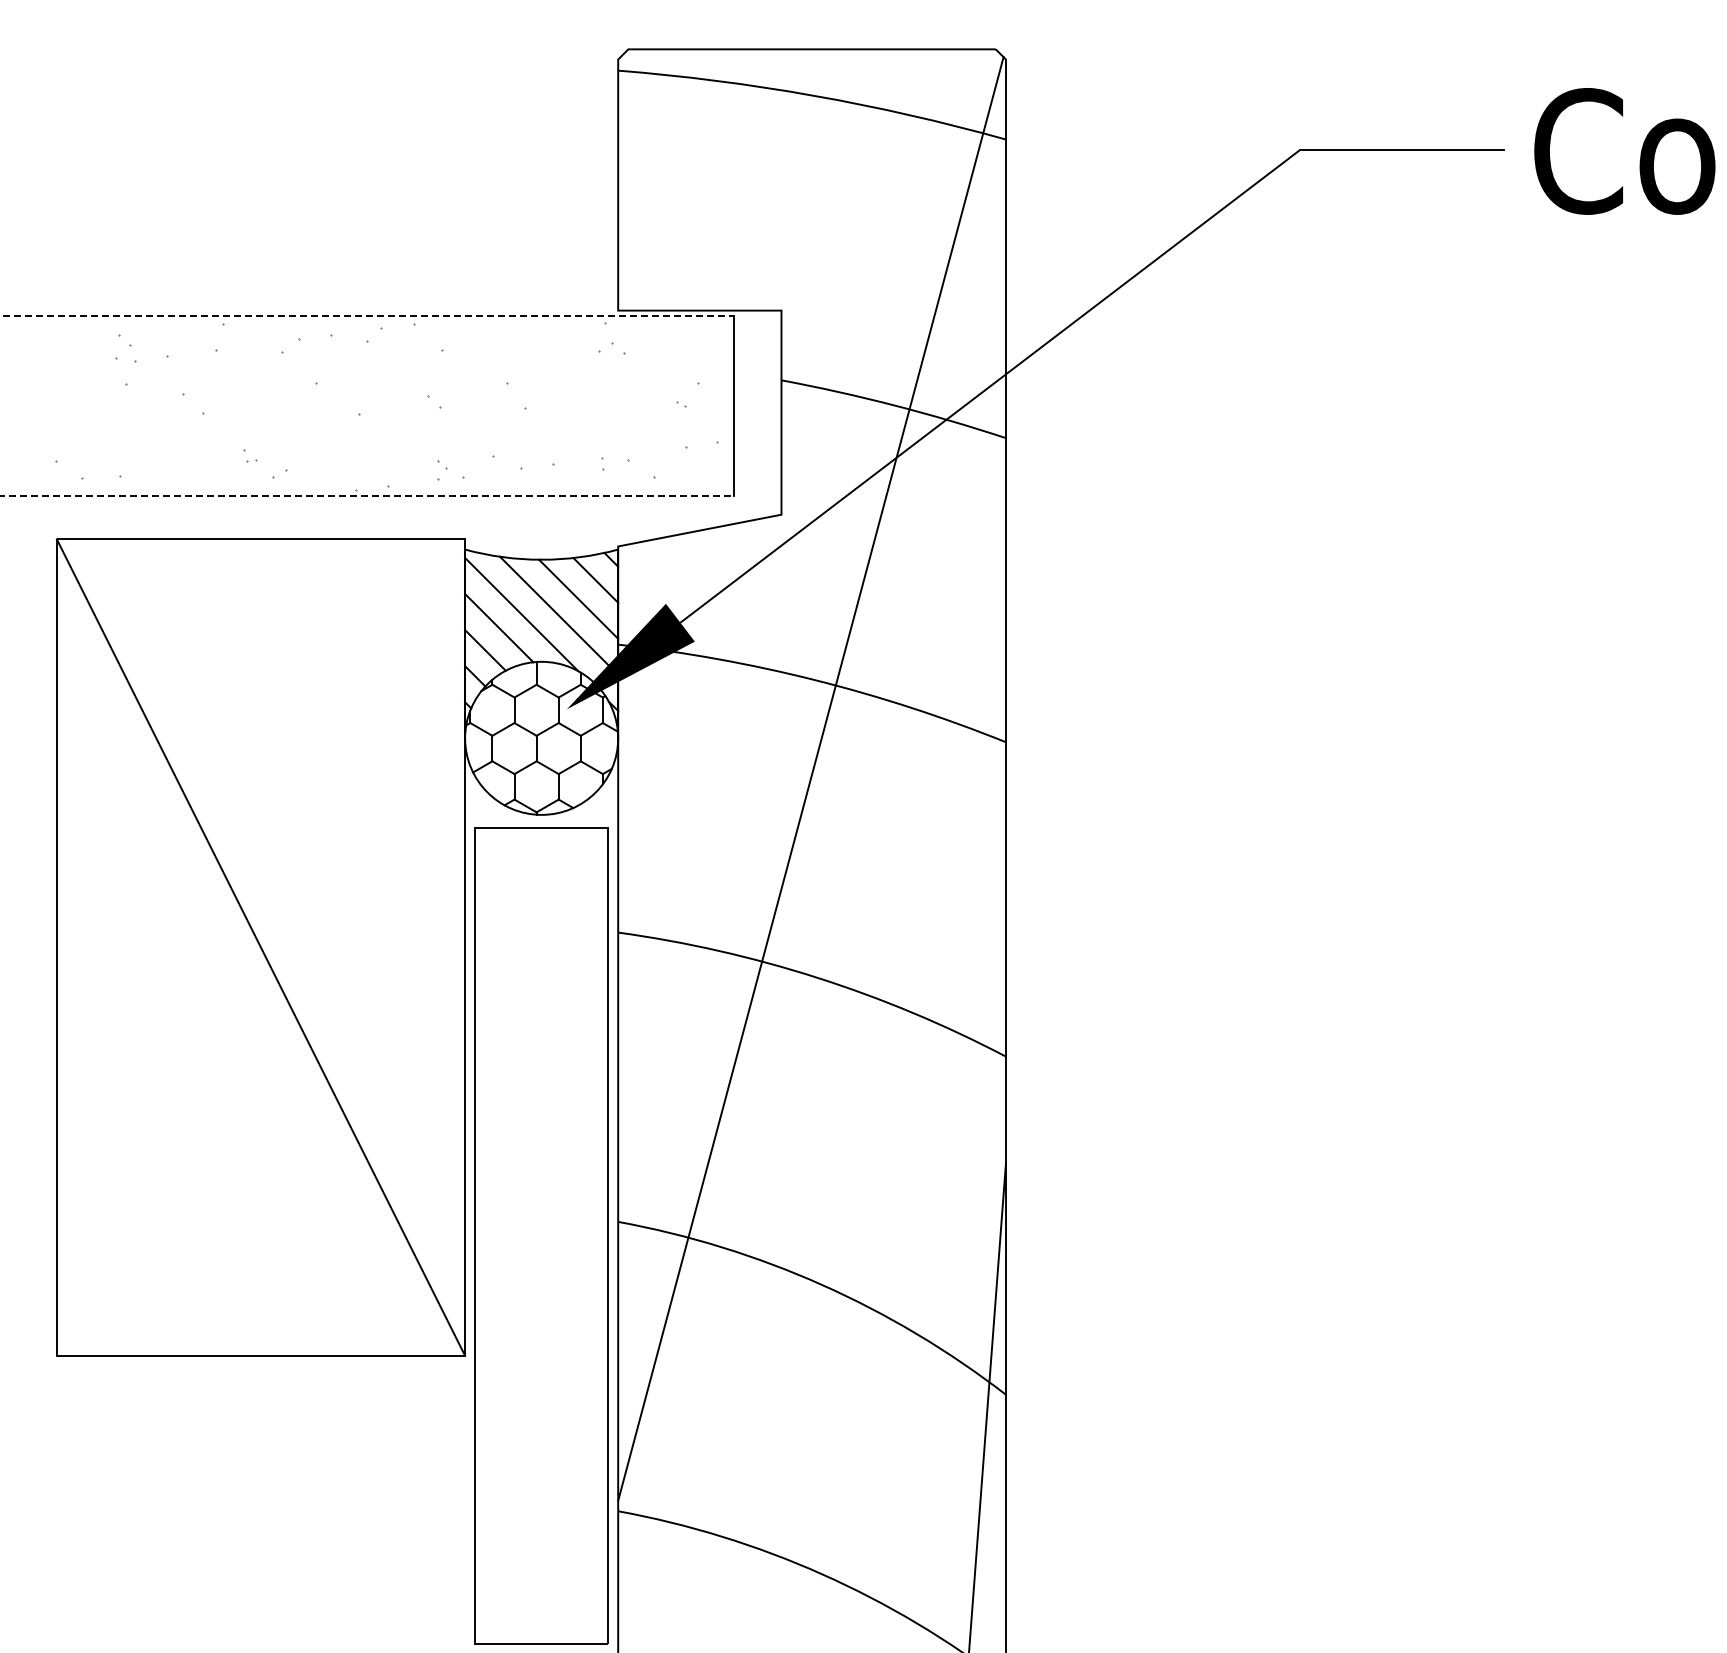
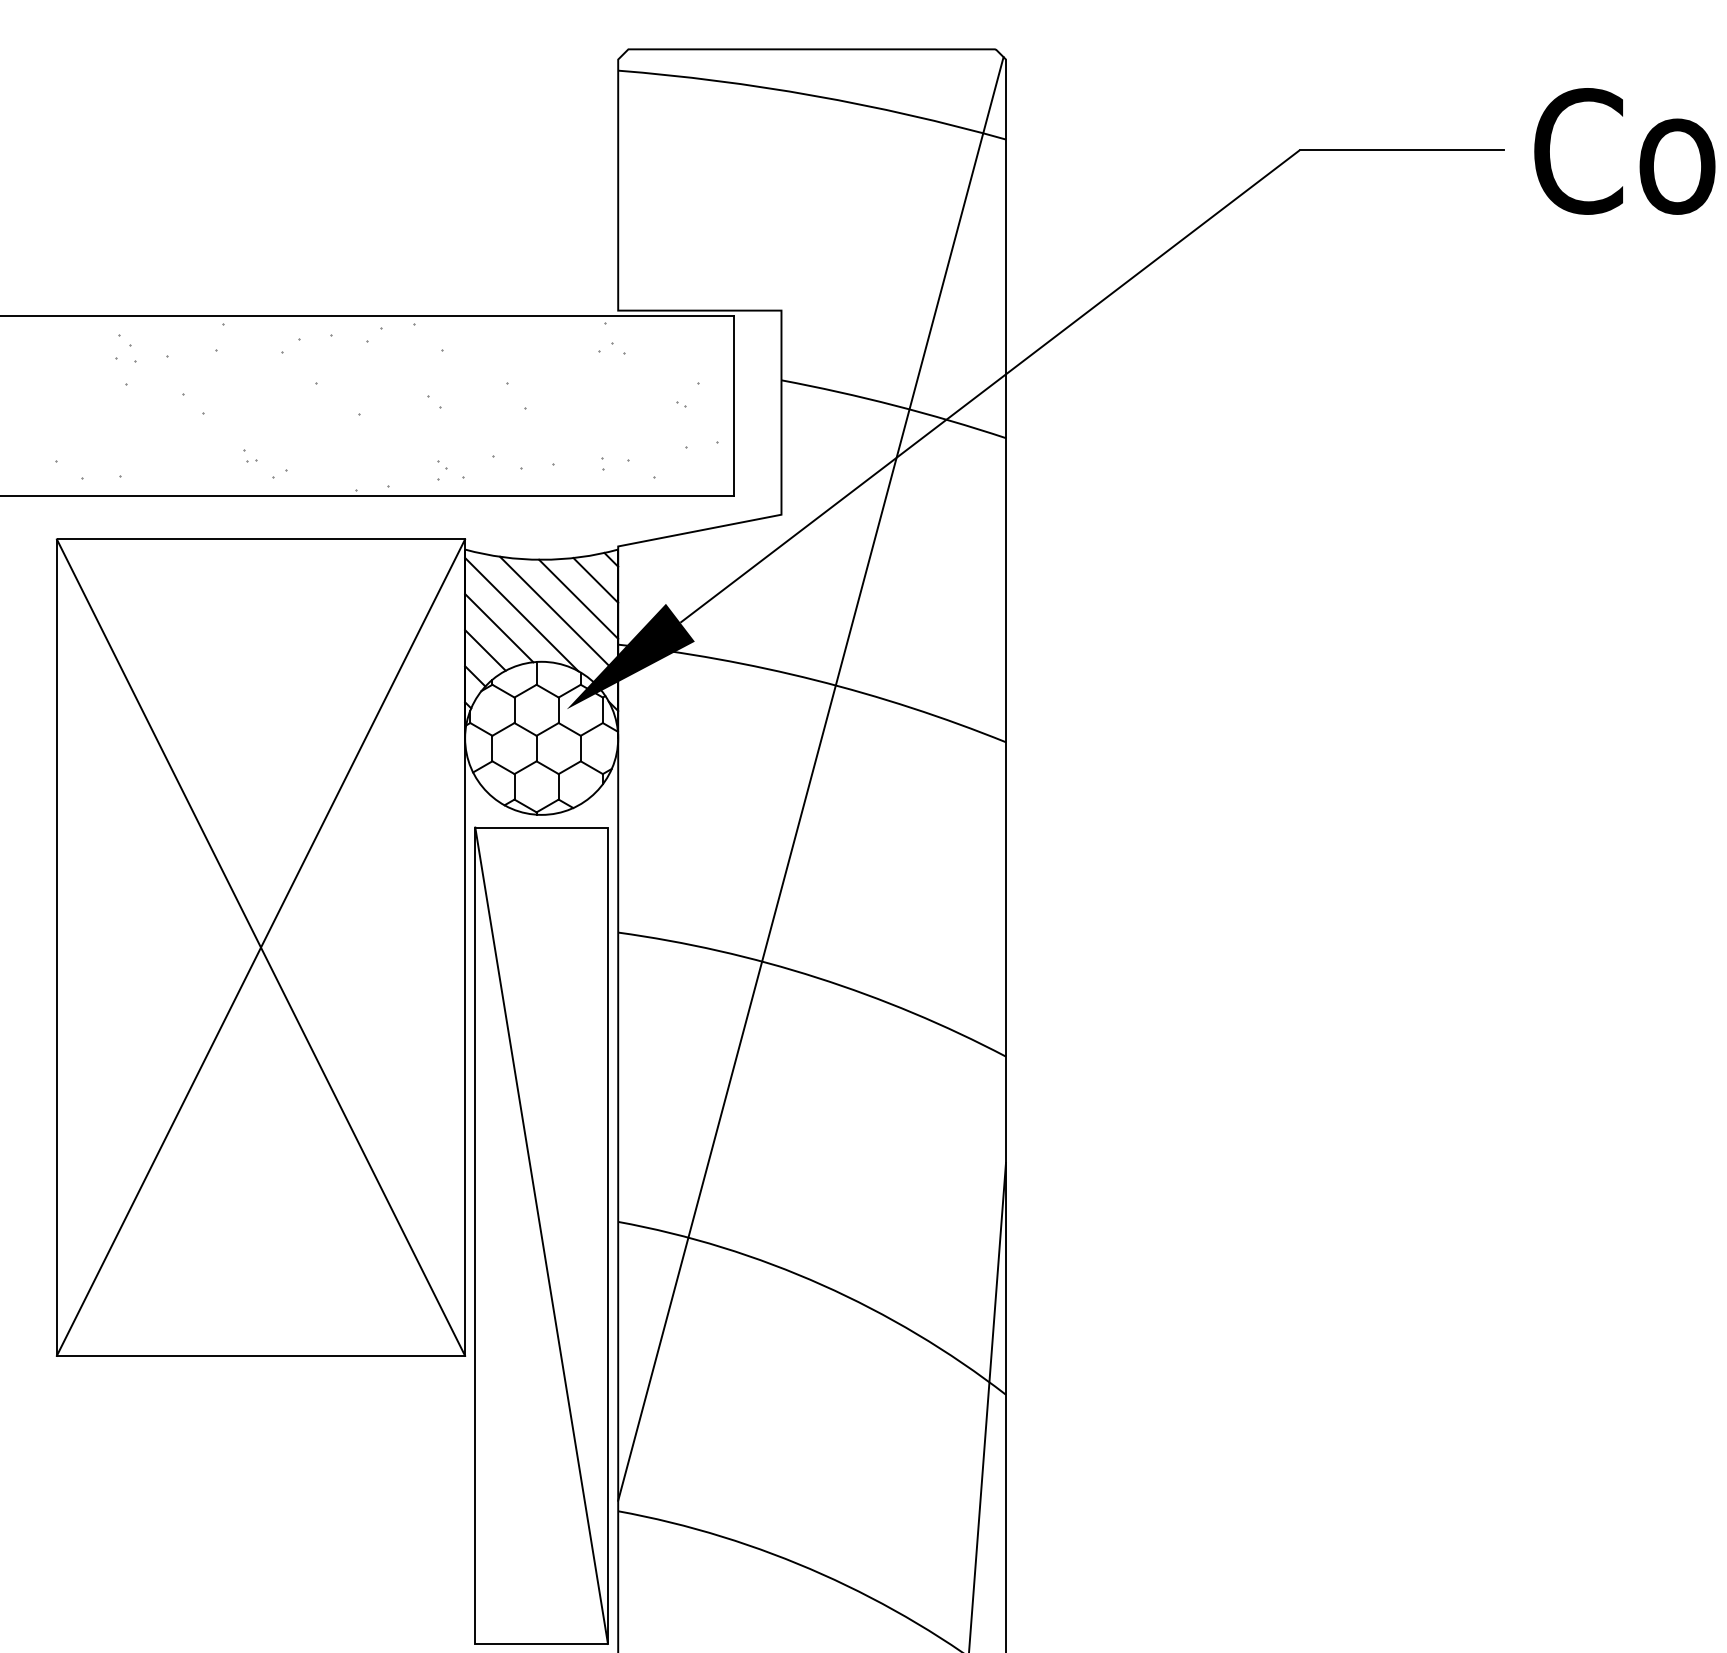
line: dashed -> solid (367, 316)
line: dashed -> solid (367, 496)
line: none -> present (260, 947)
line: none -> present (541, 1235)
